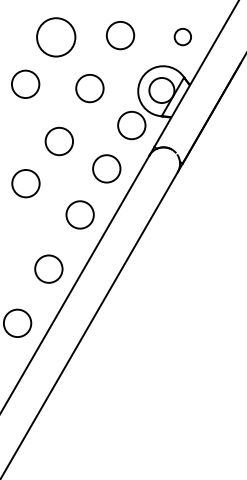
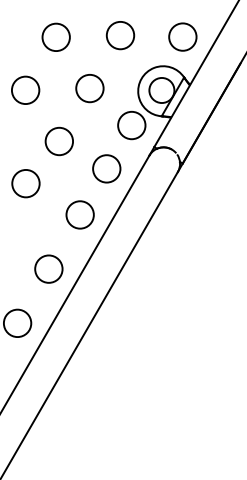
circle diameter: 38 px -> 27 px (55, 37)
circle size: 19x19 px -> 30x30 px (182, 36)
circle position: (25, 83) -> (25, 89) (25, 89)
